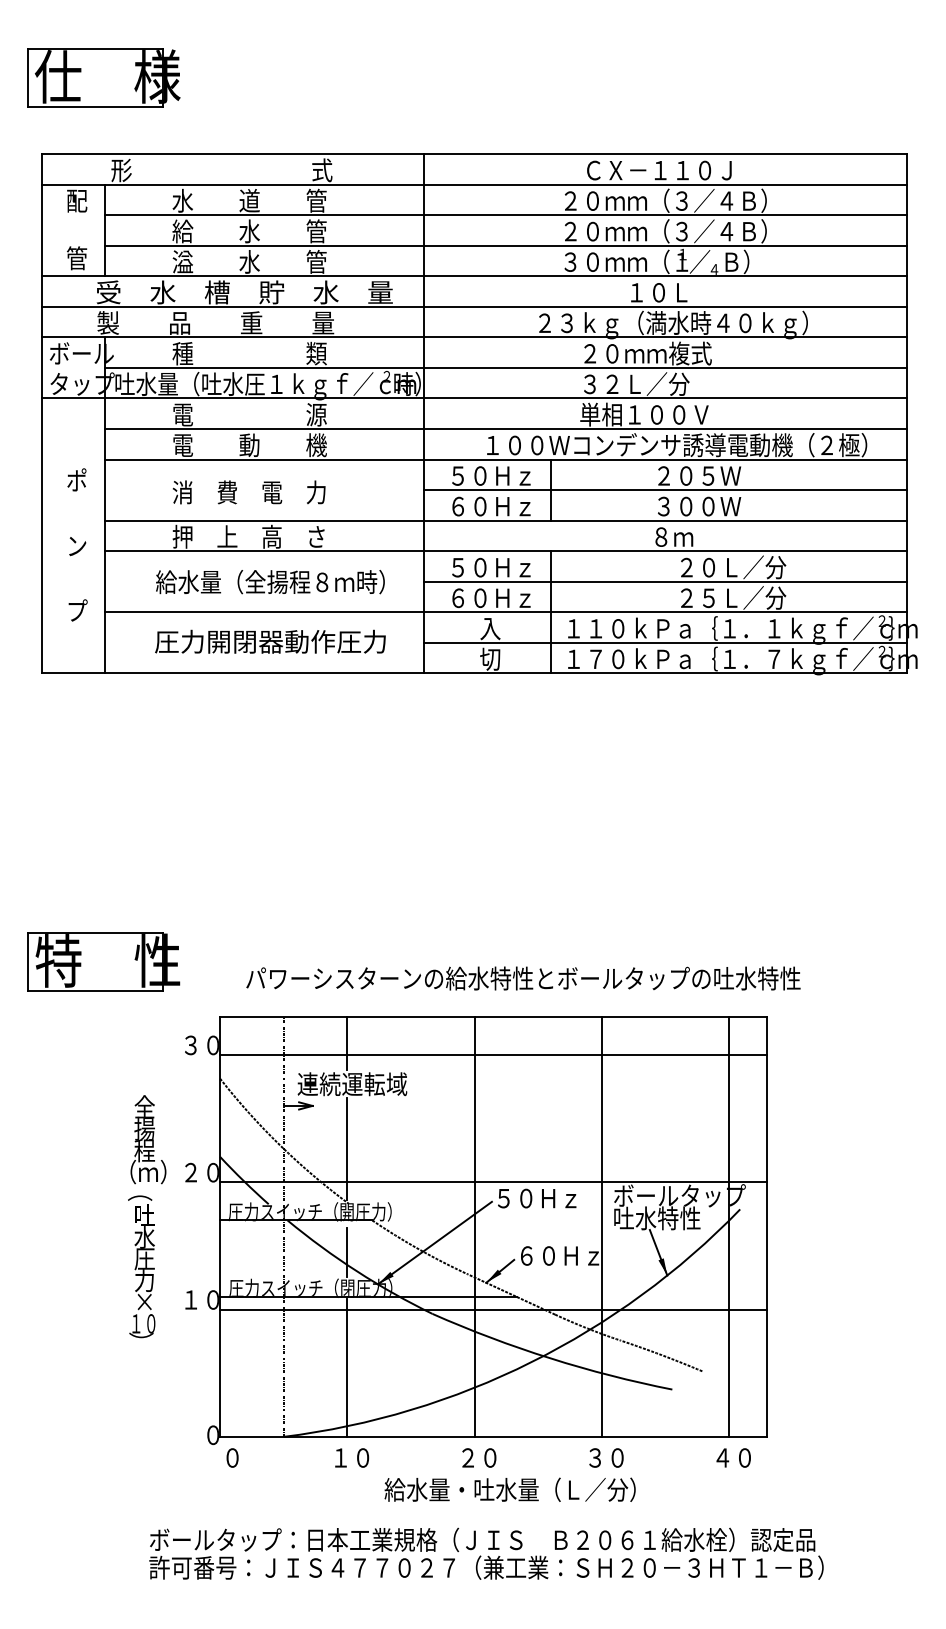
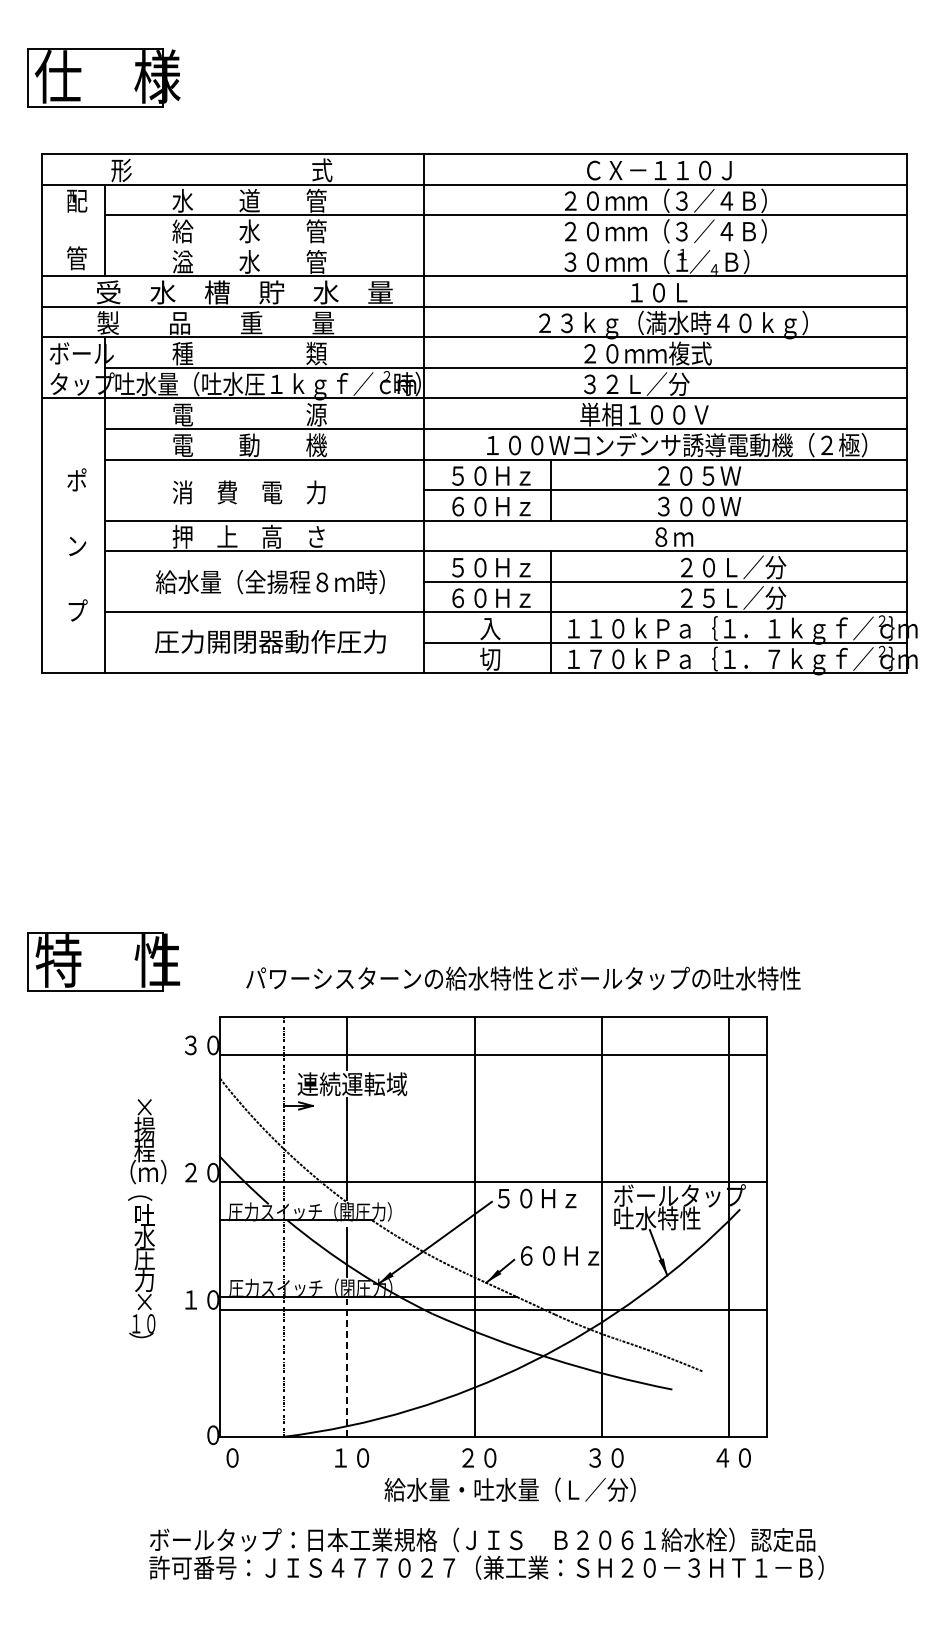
line: present -> none (506, 245)
text: 全 -> × (144, 1106)
line: solid -> dashed (347, 1367)
